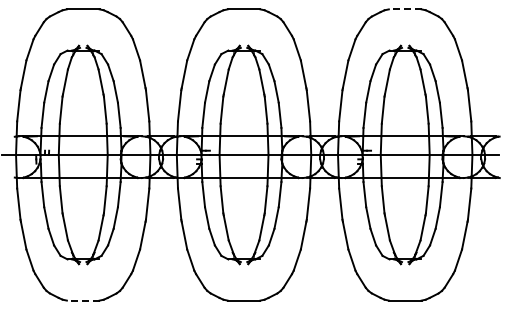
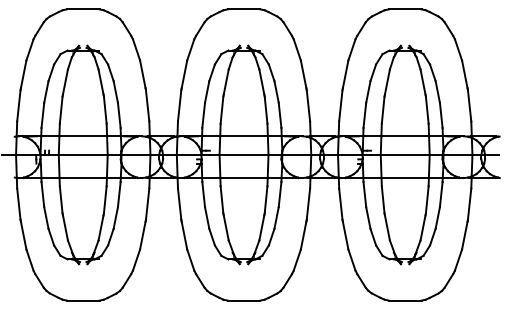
line: dashed -> solid (404, 9)
line: dashed -> solid (82, 300)
